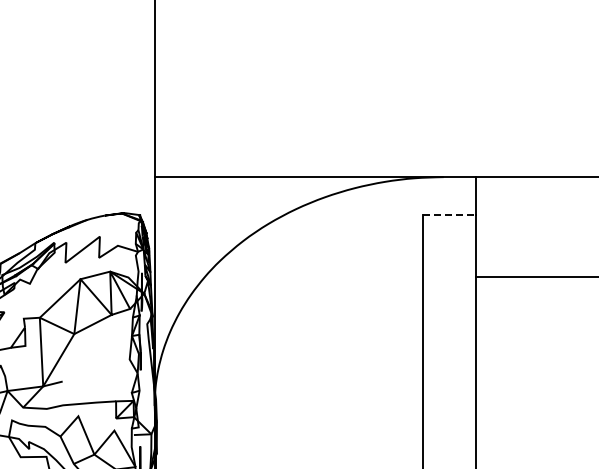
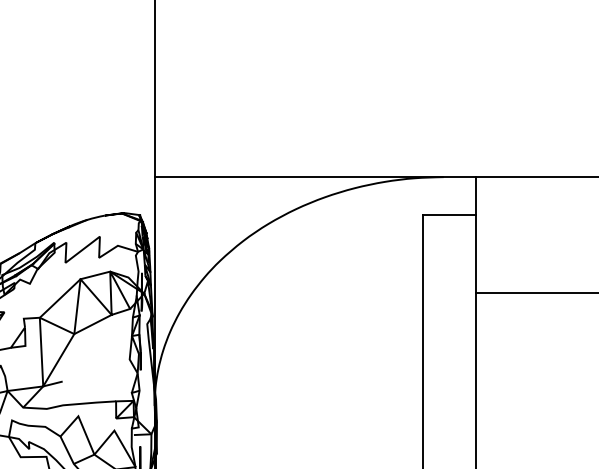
line: dashed -> solid (449, 215)
line position: (535, 277) -> (535, 293) (535, 293)
